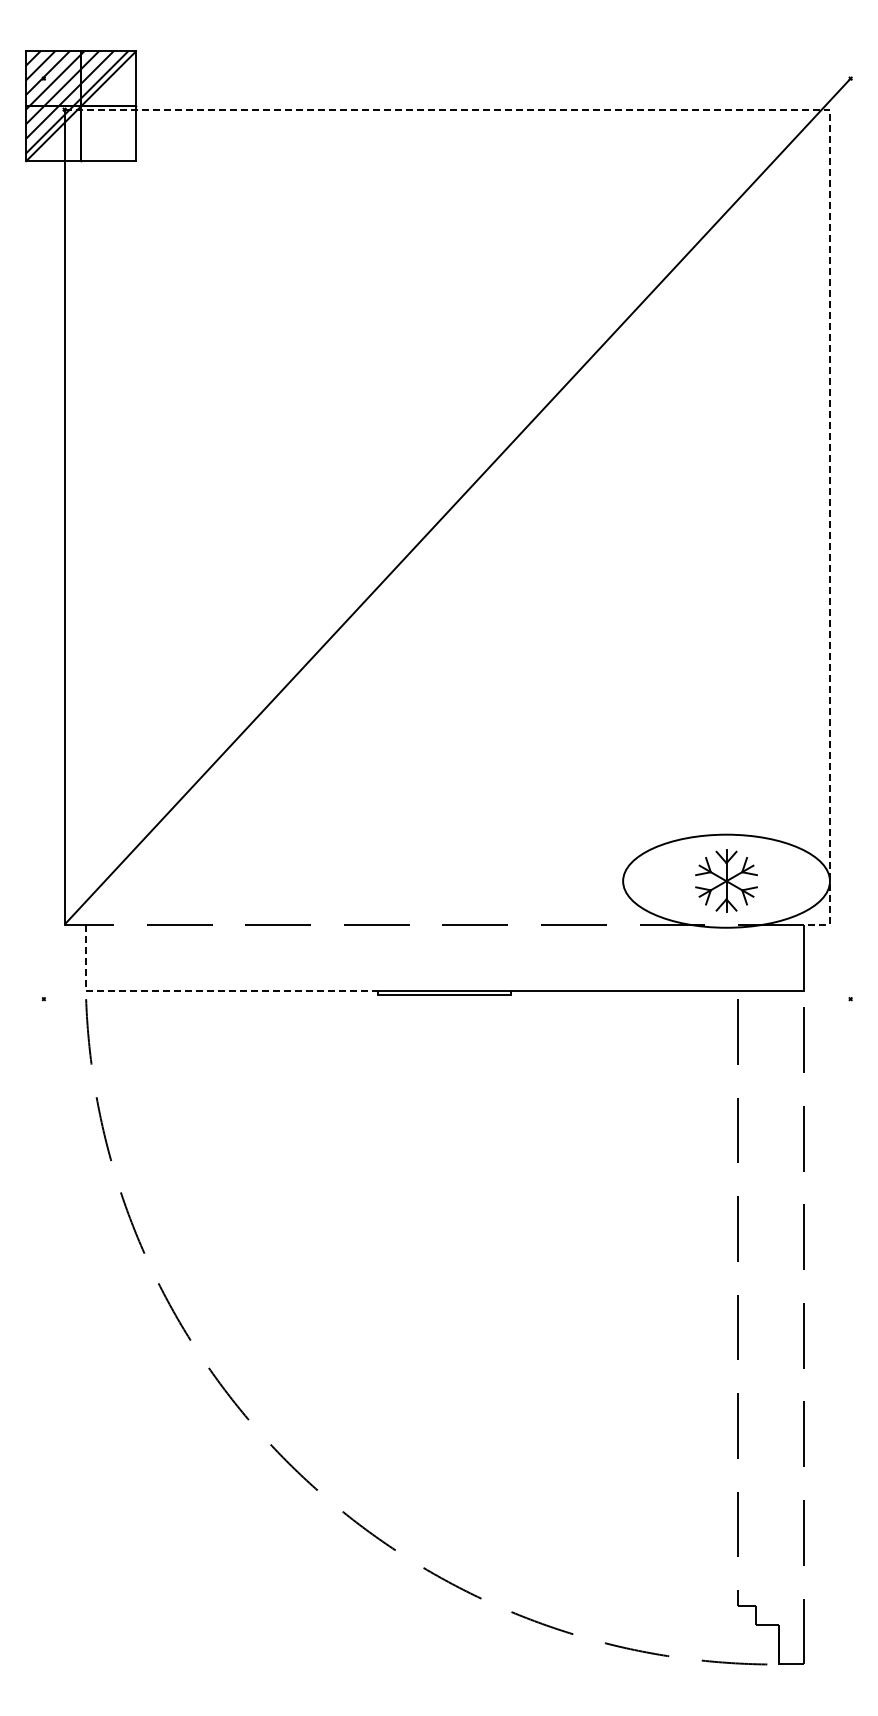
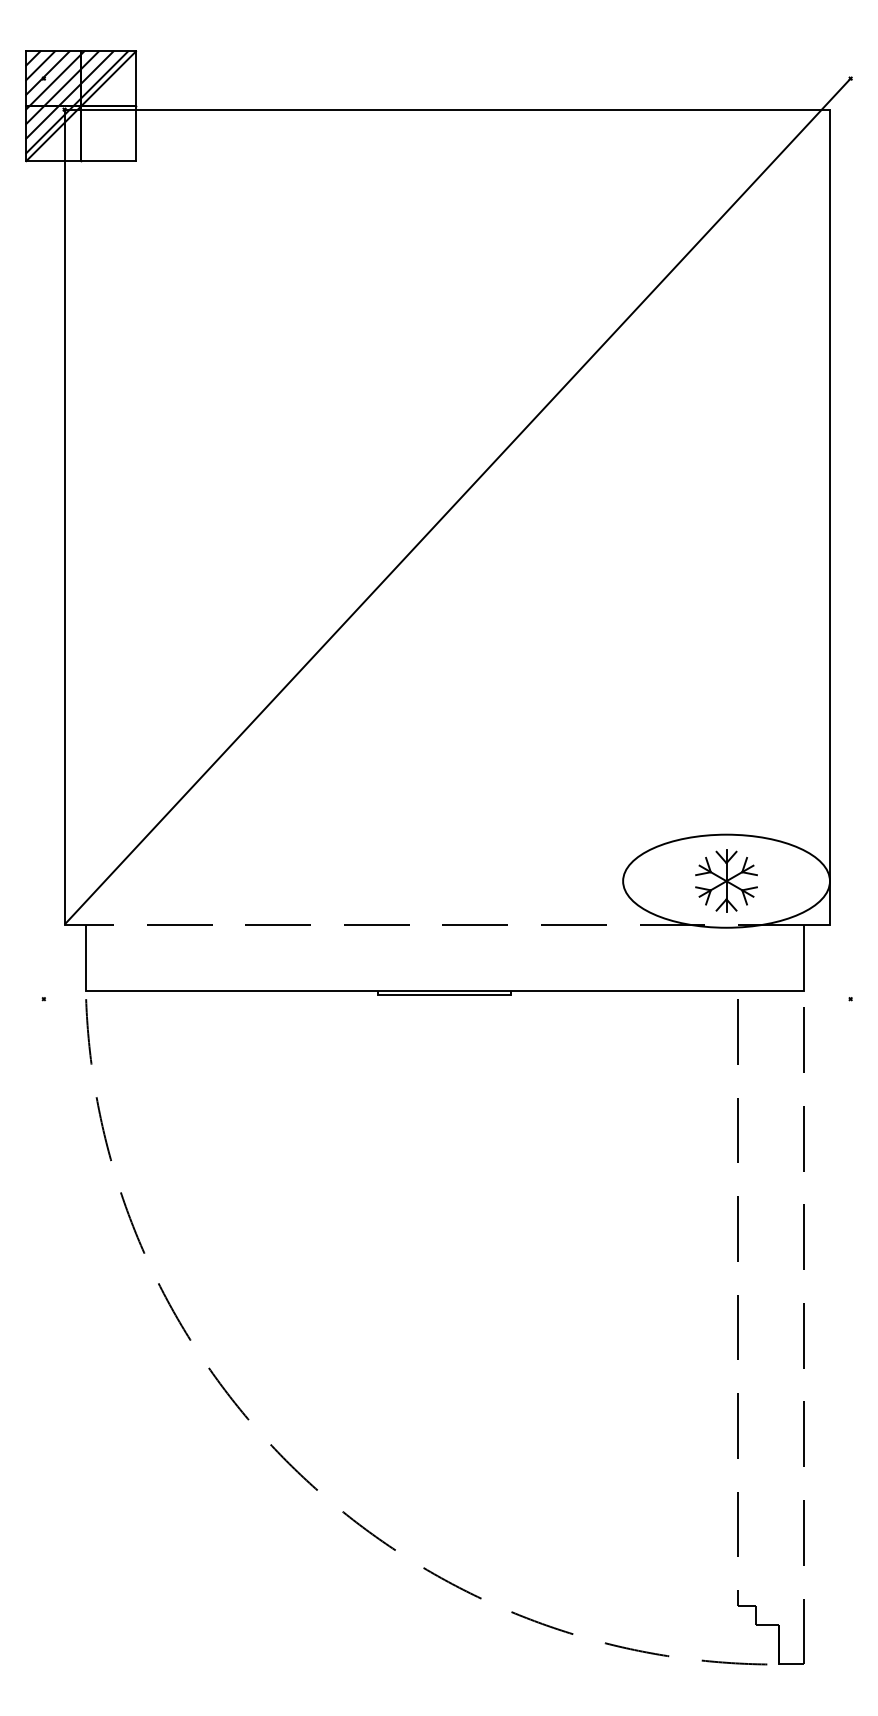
line: dashed -> solid (829, 148)
line: dashed -> solid (197, 990)
